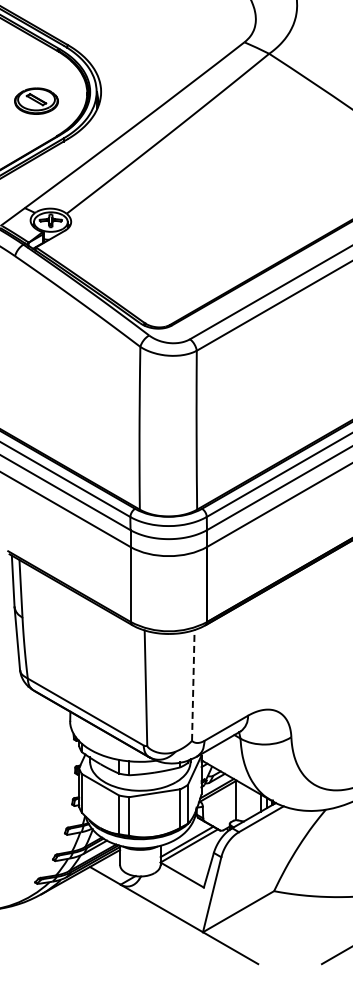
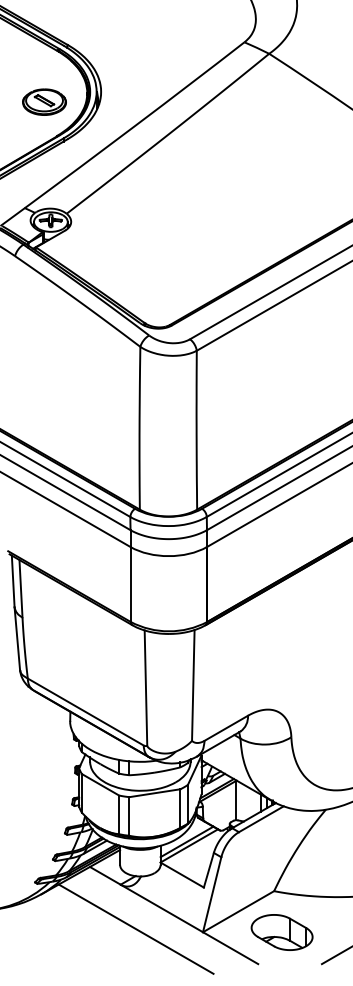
part position: (36, 100) -> (44, 101) (44, 101)
line: dashed -> solid (193, 684)
line: none -> present (135, 928)
part: none -> present (281, 932)
